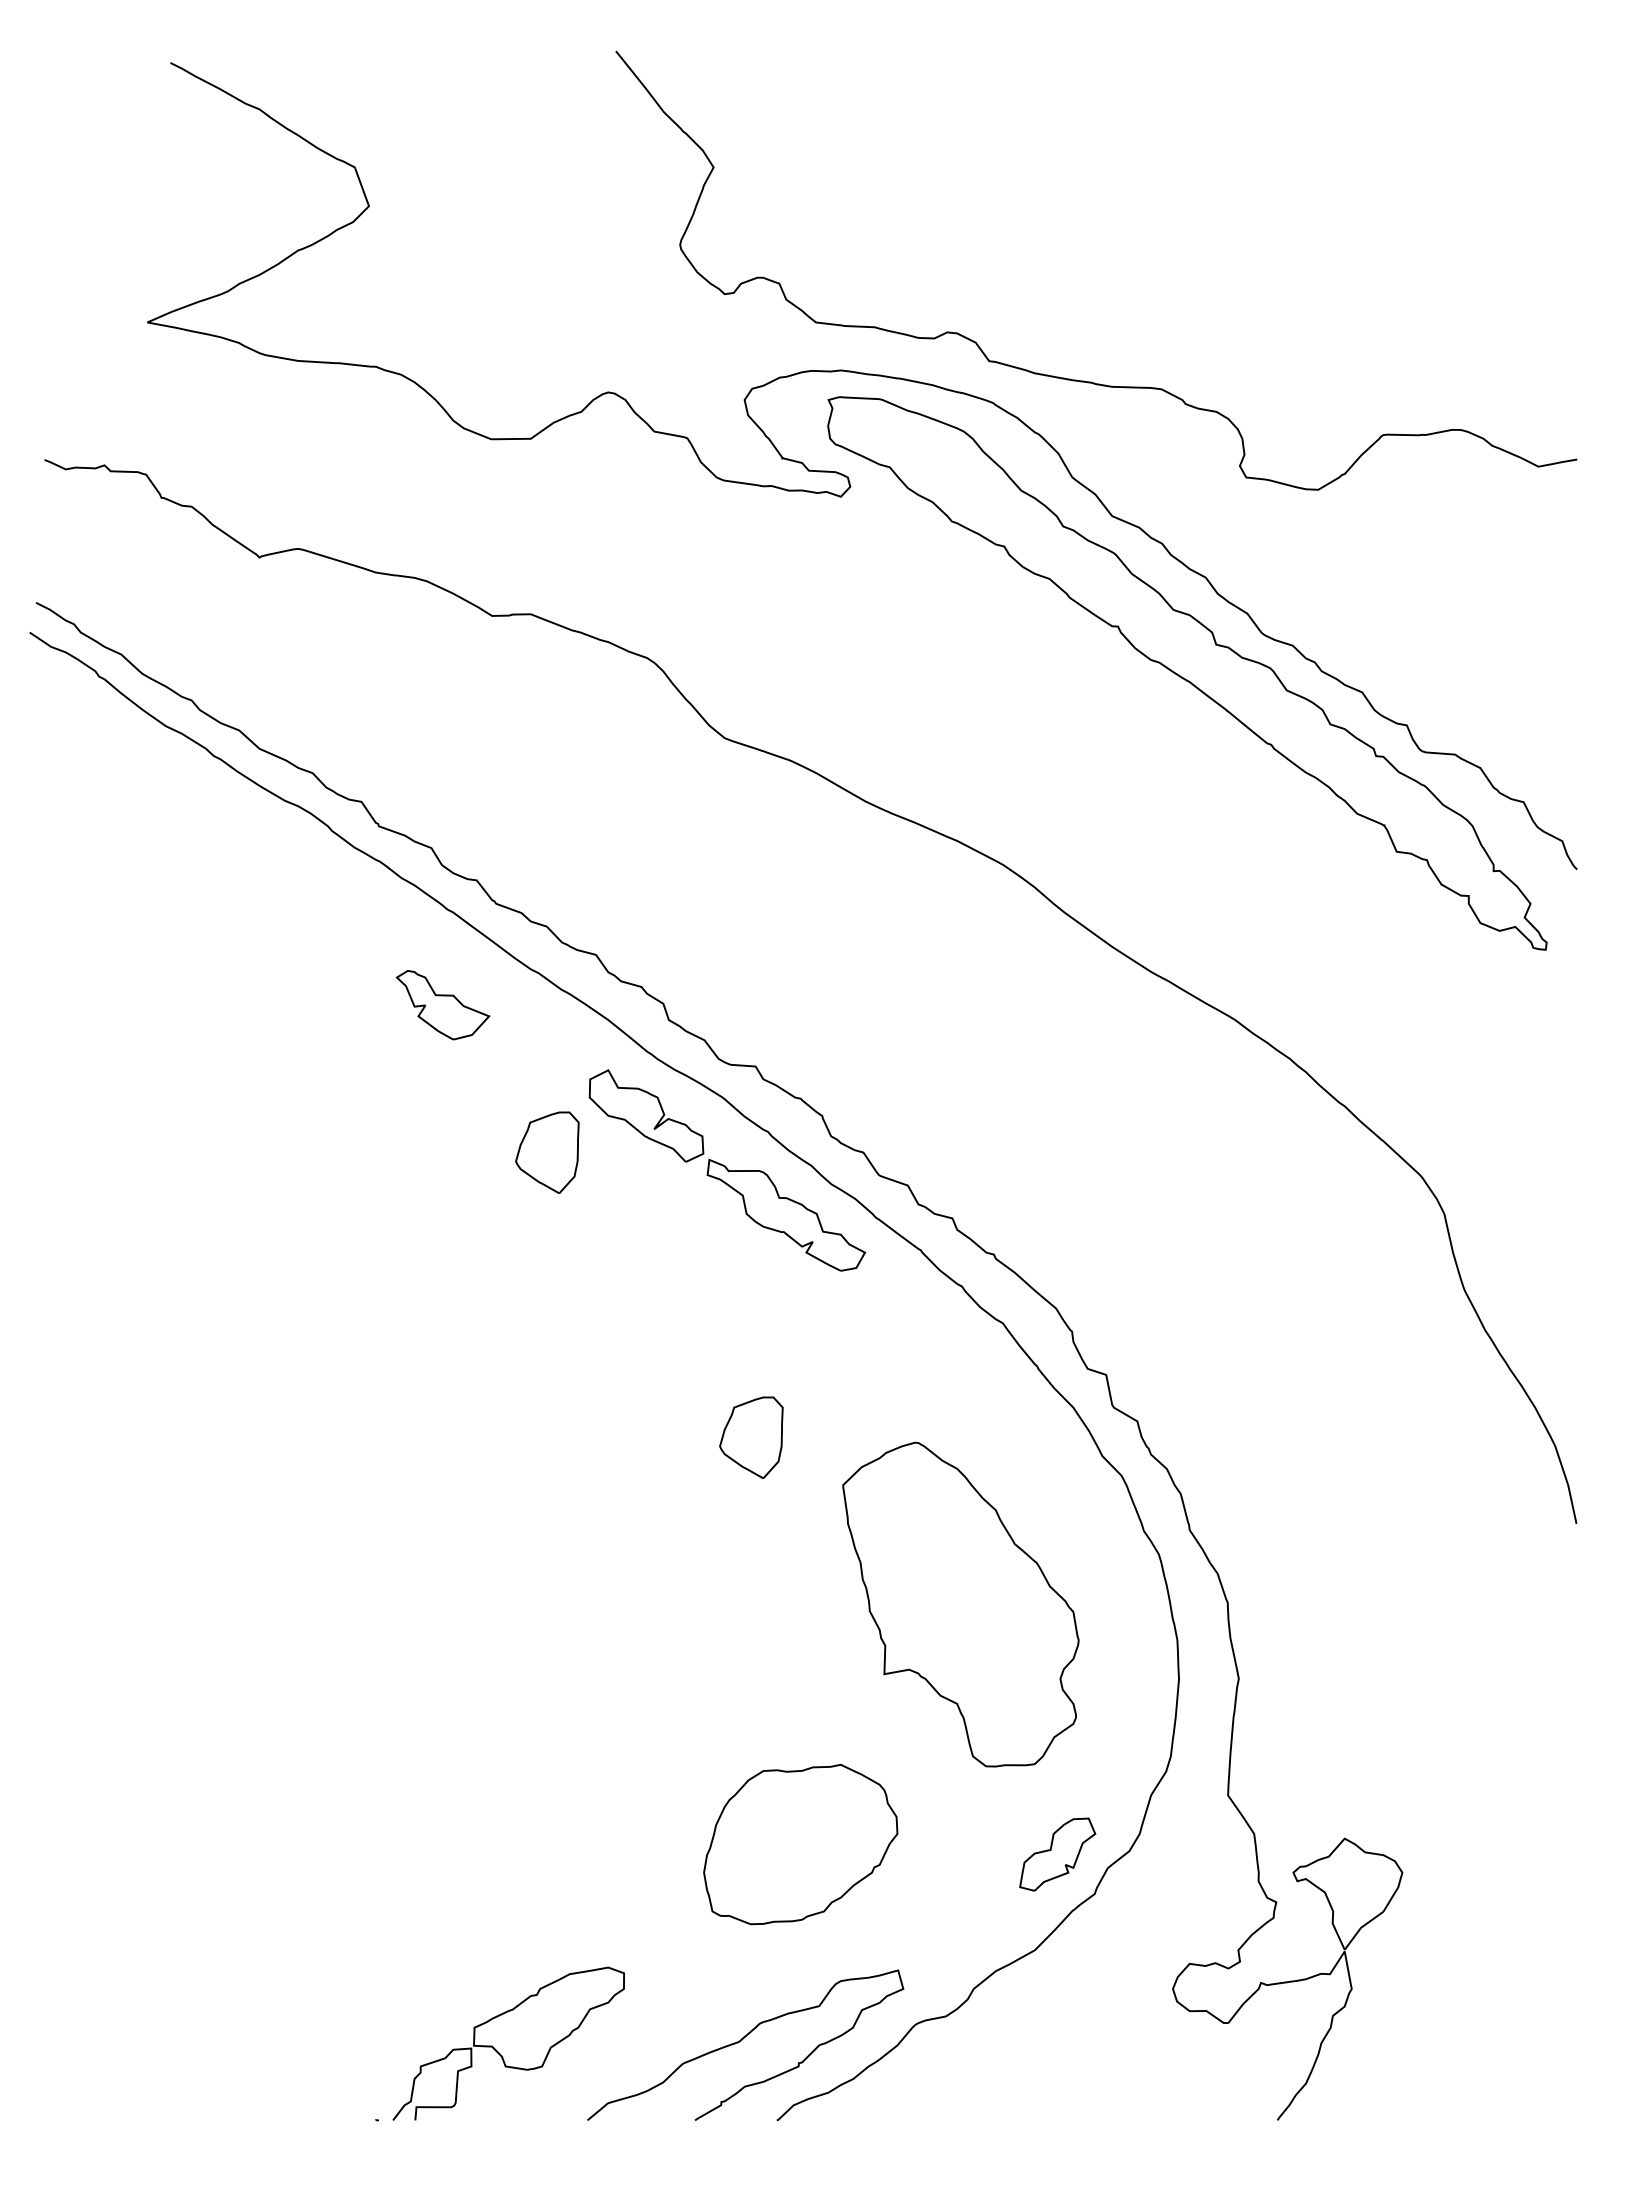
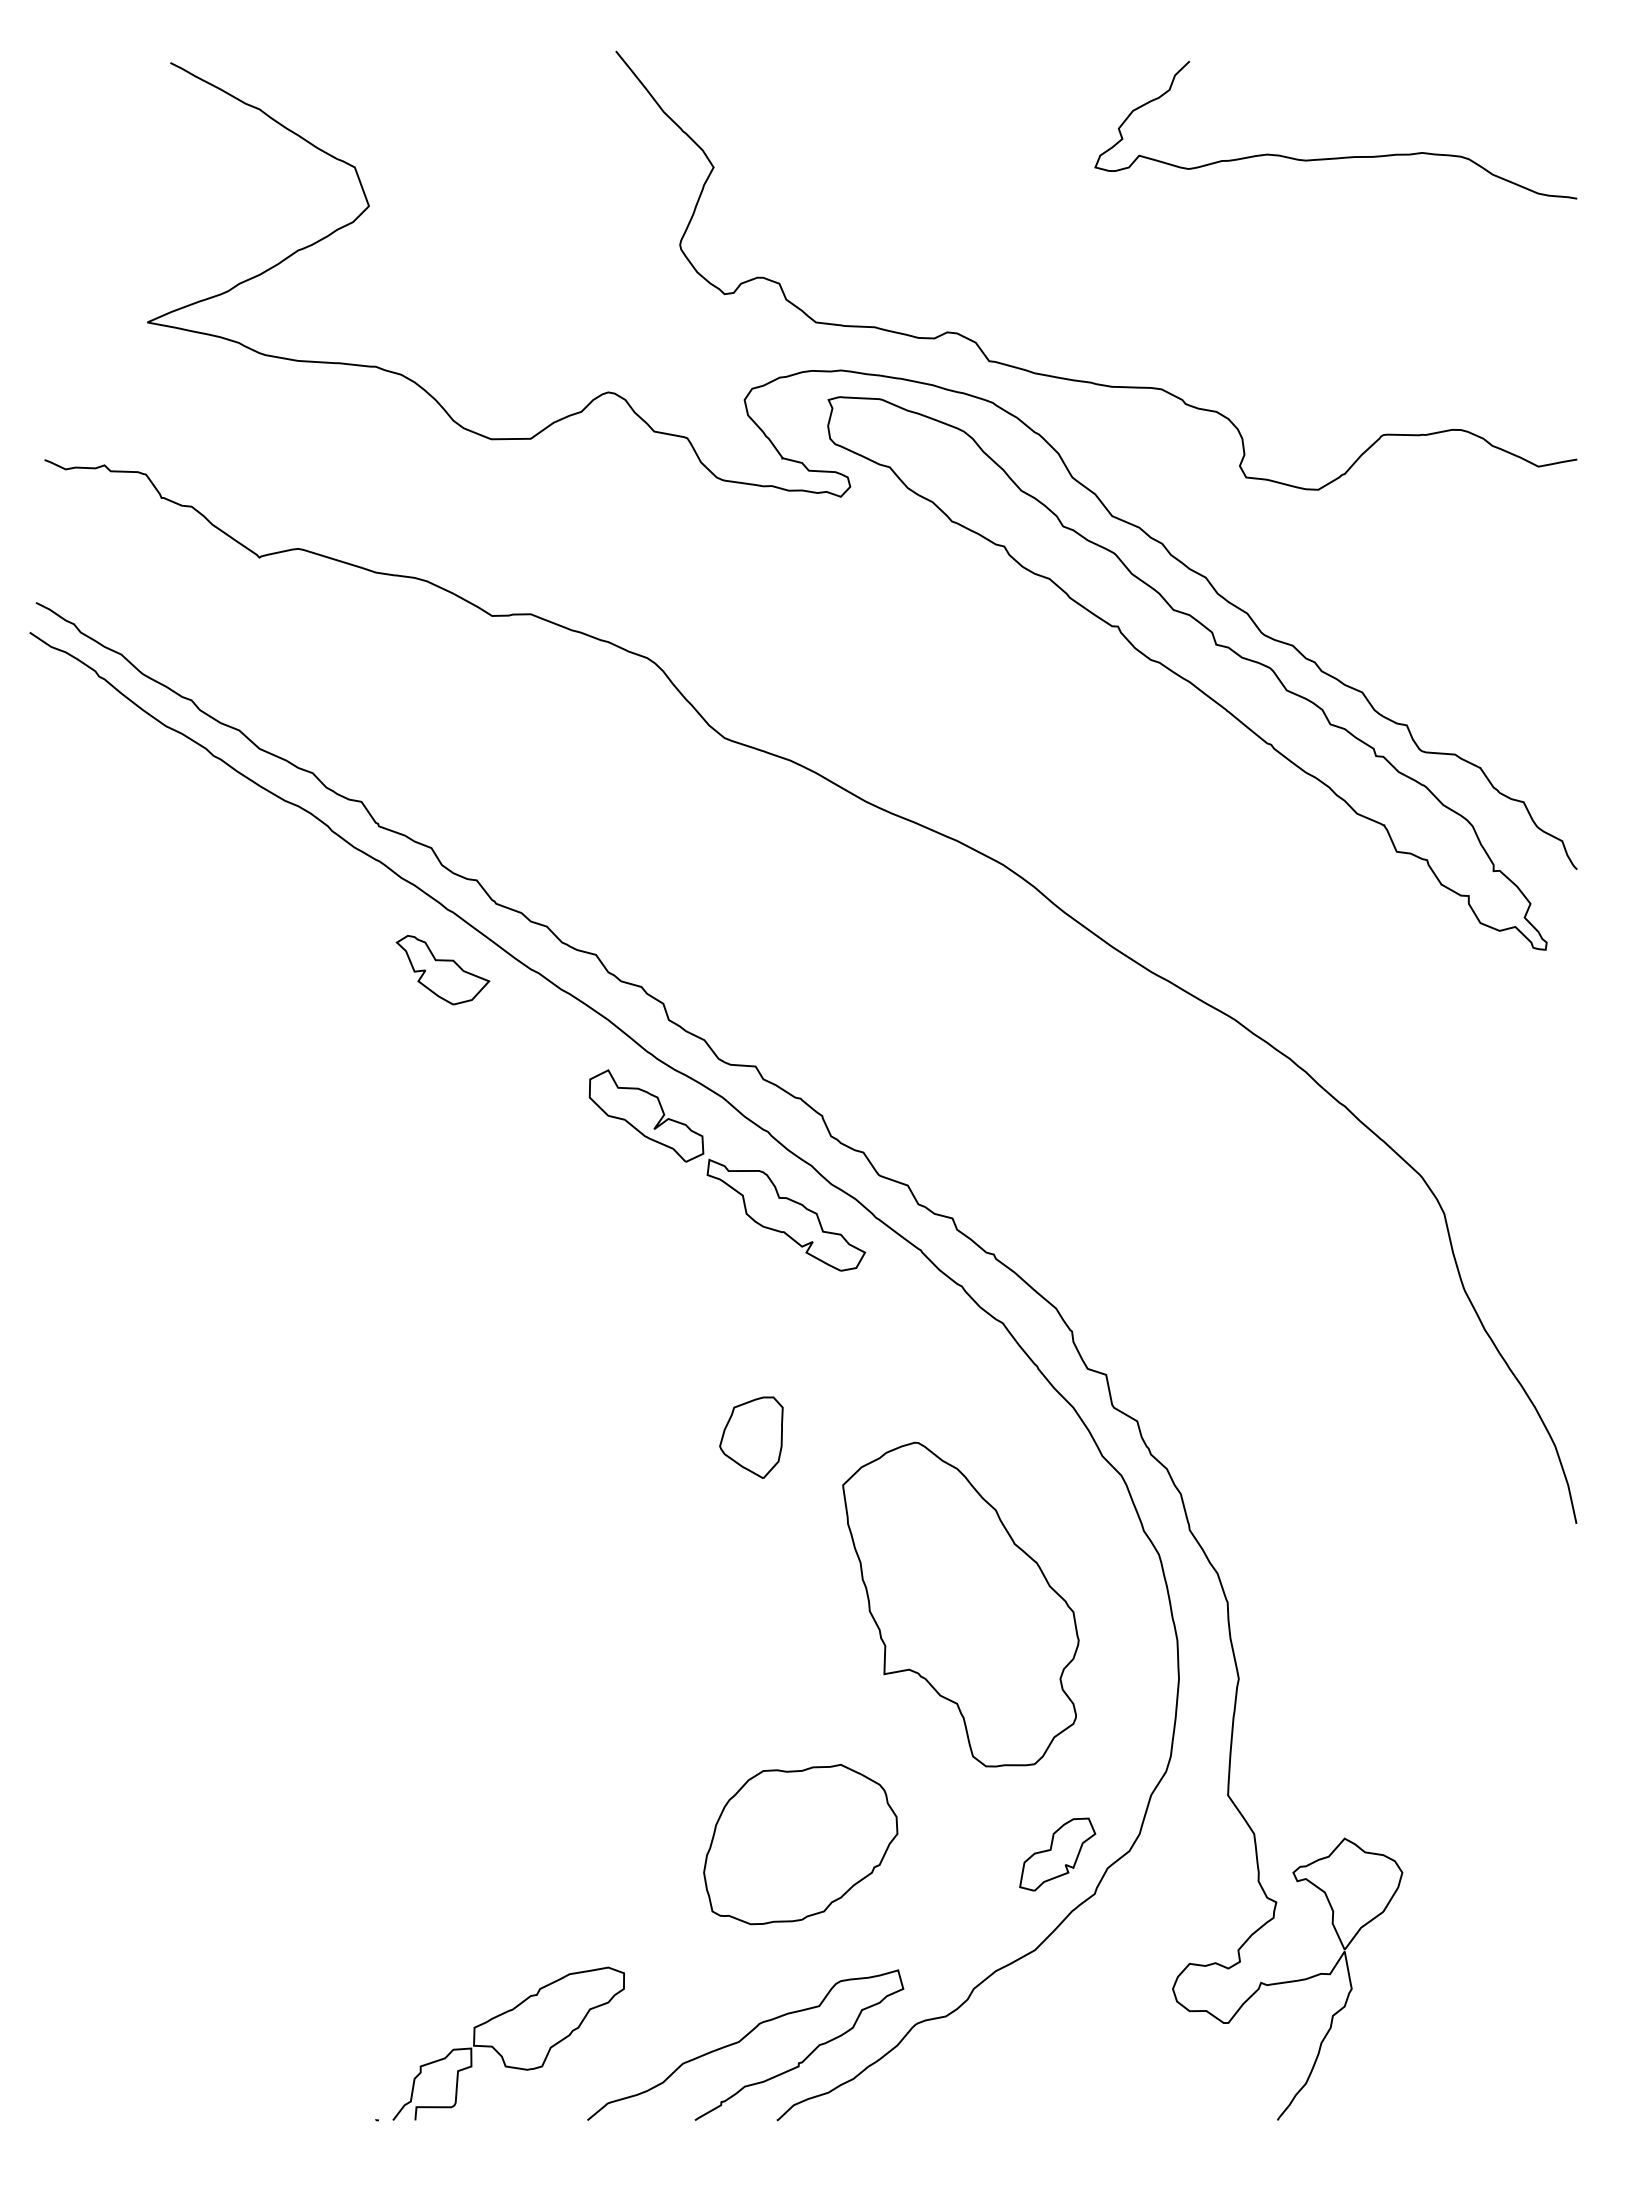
curve: none -> present (1335, 157)
part position: (442, 1005) -> (442, 970) (442, 970)
part: present -> none (547, 1152)
